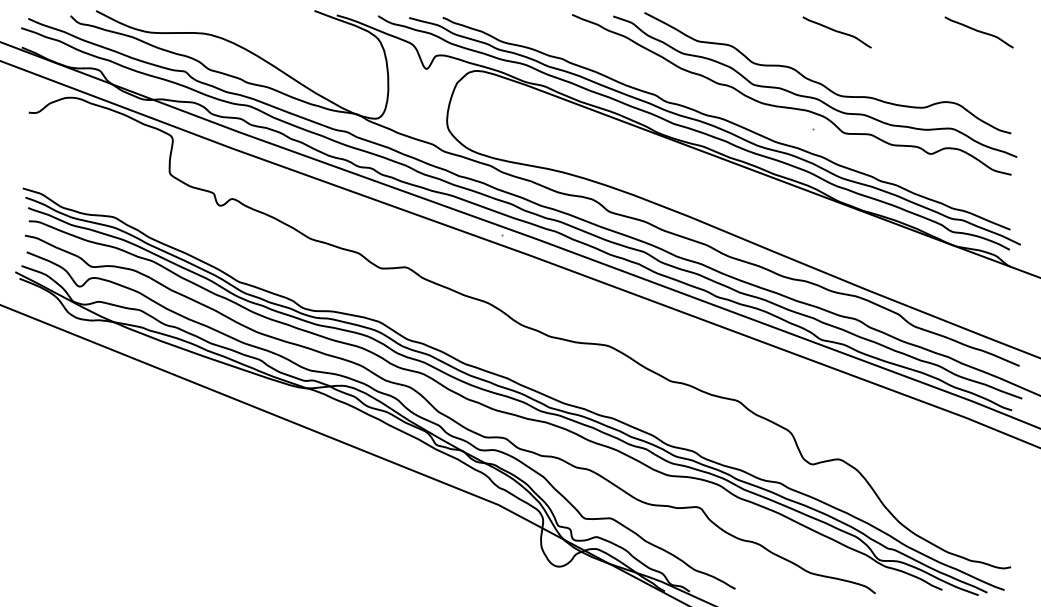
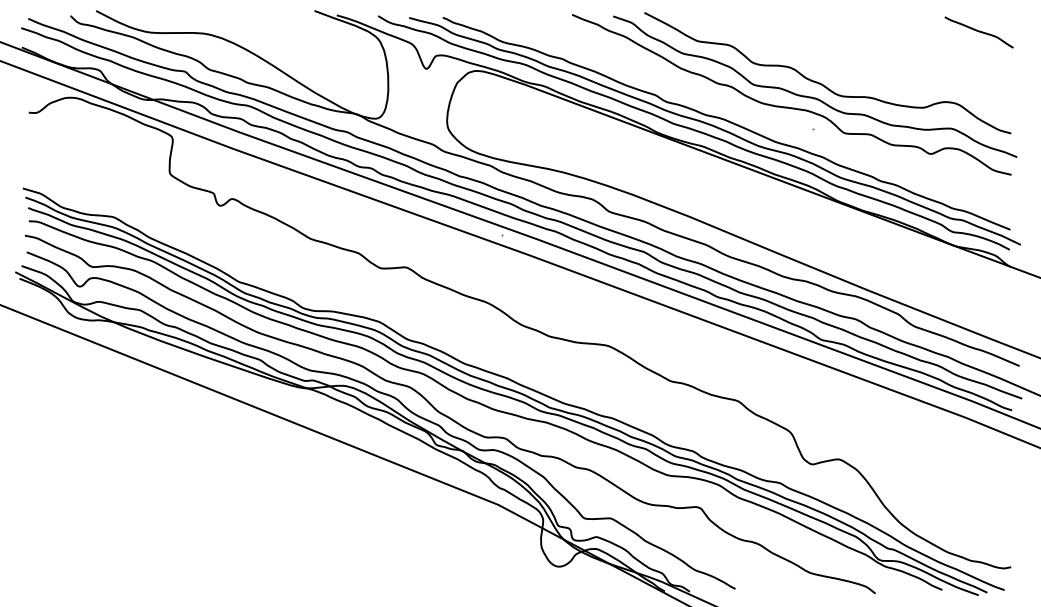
curve: present -> none (836, 32)
